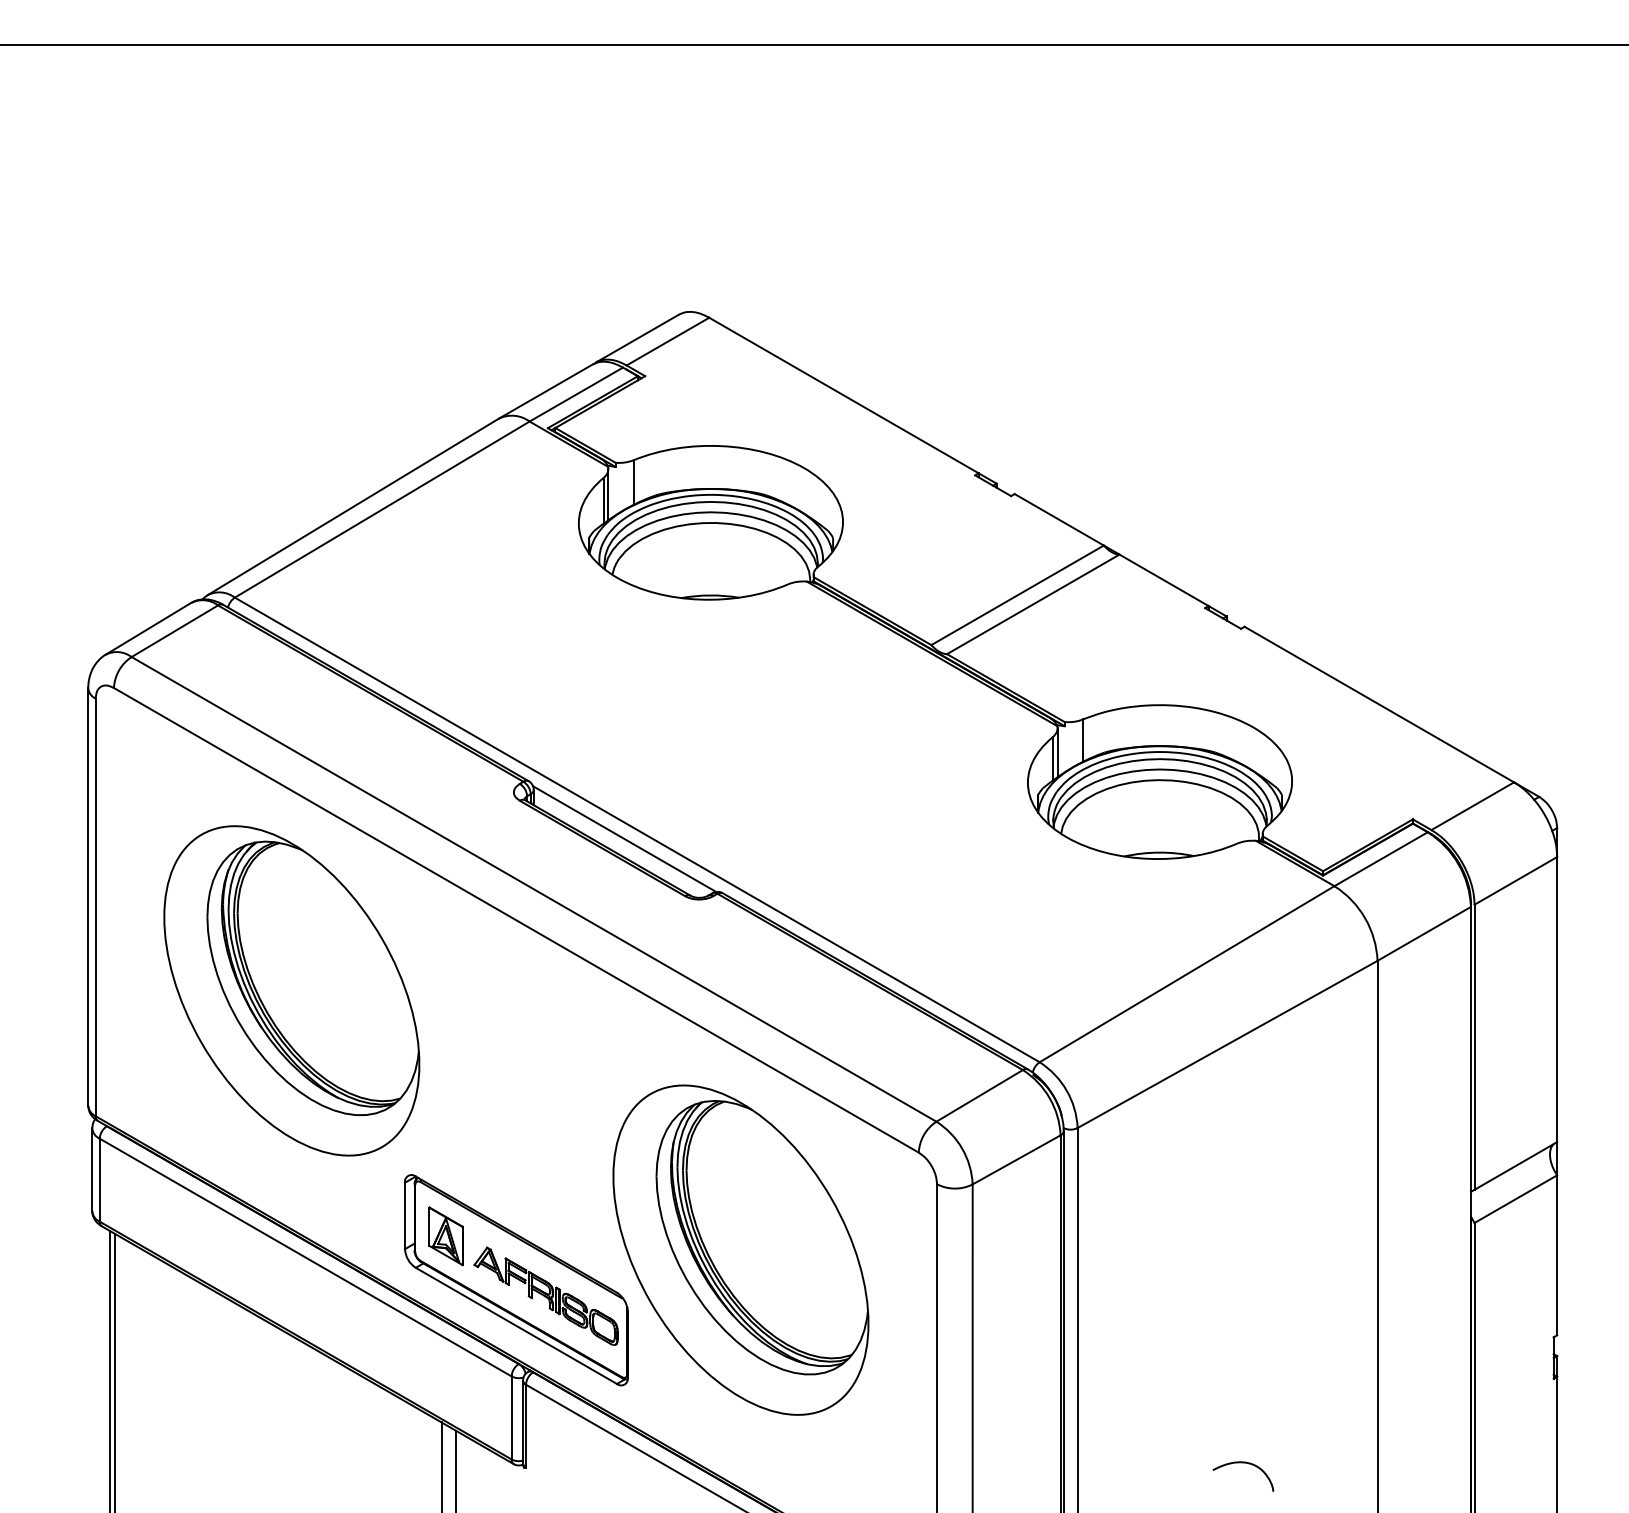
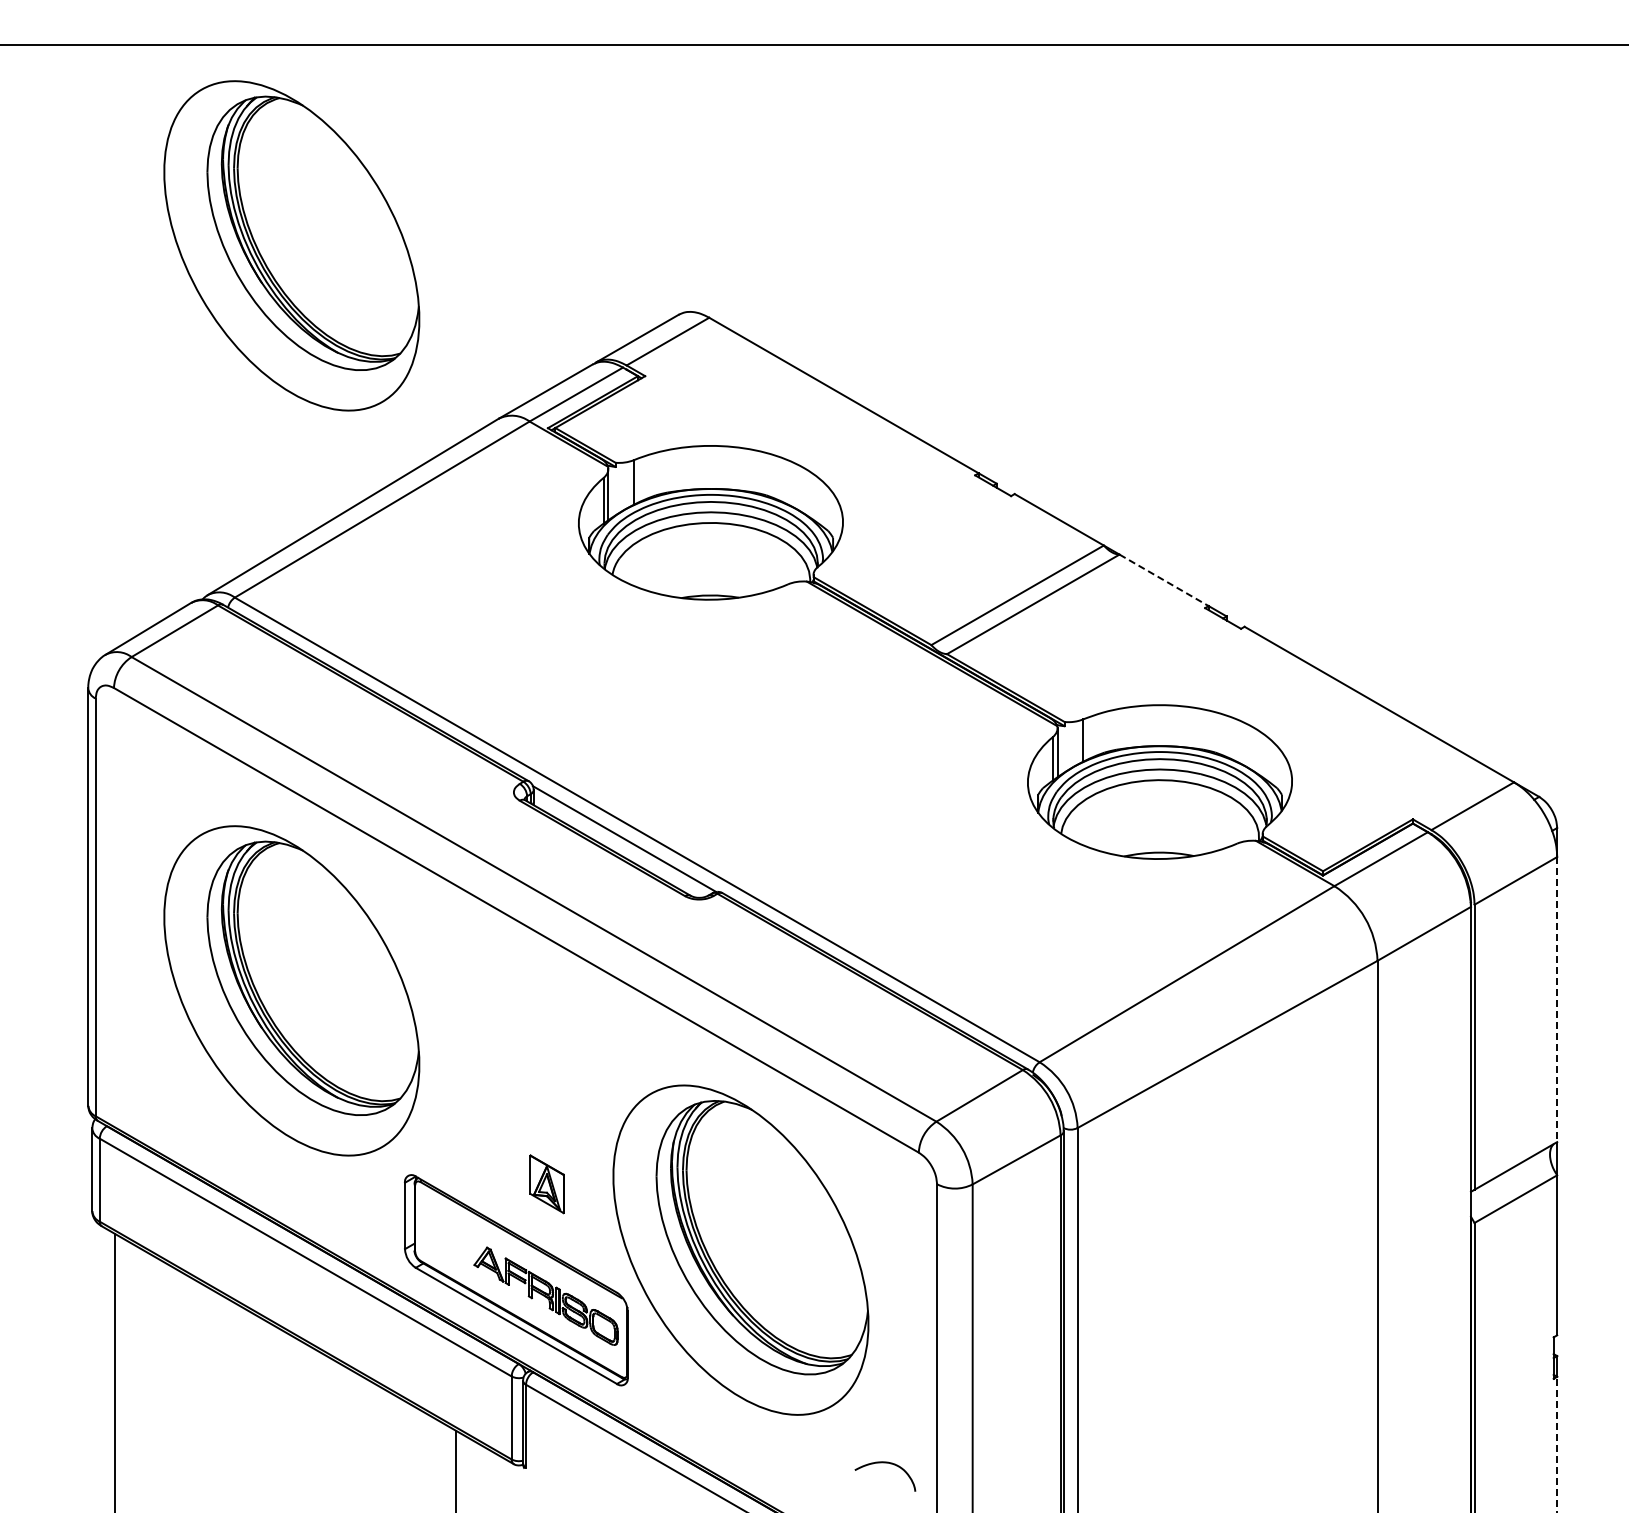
part: none -> present (291, 245)
line: solid -> dashed (1164, 580)
line: solid -> dashed (1557, 999)
part position: (445, 1236) -> (546, 1184) (546, 1184)
line: present -> none (110, 1370)
line: solid -> dashed (1557, 1444)
curve position: (1243, 1463) -> (885, 1463) (885, 1463)
line: present -> none (441, 1465)
